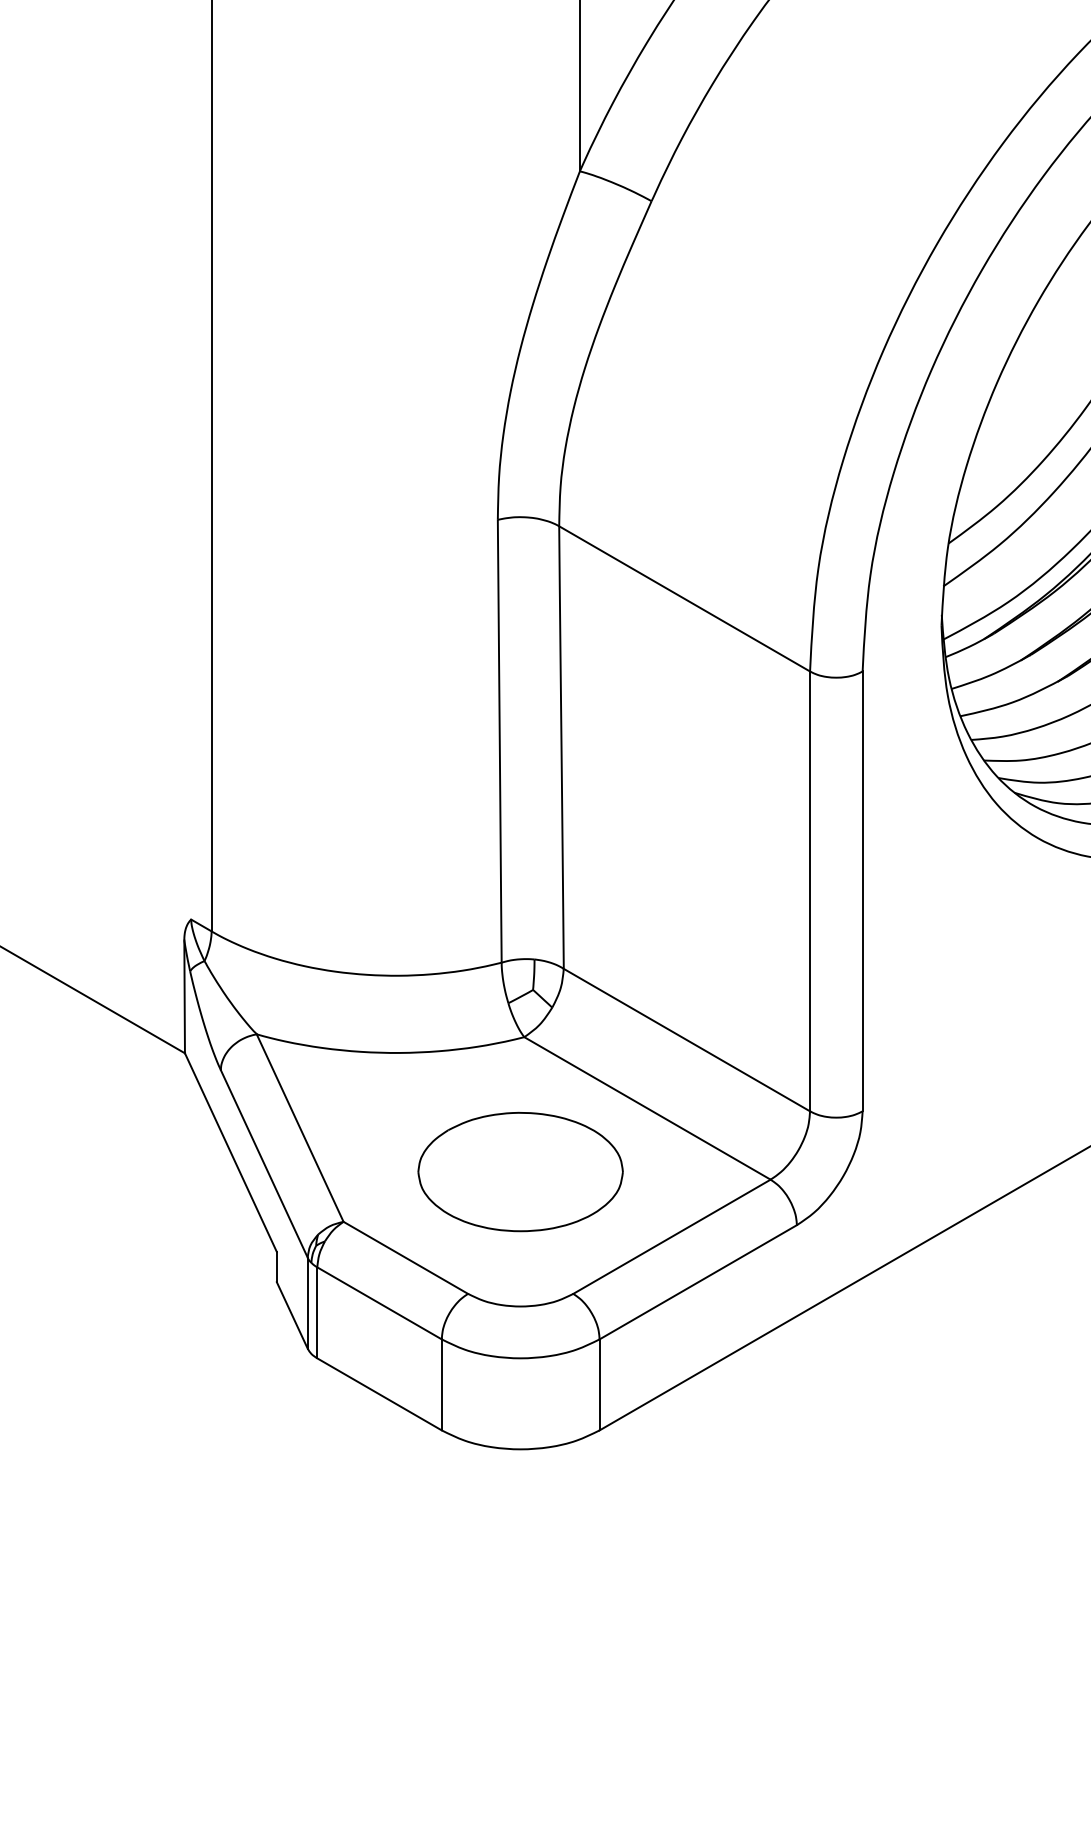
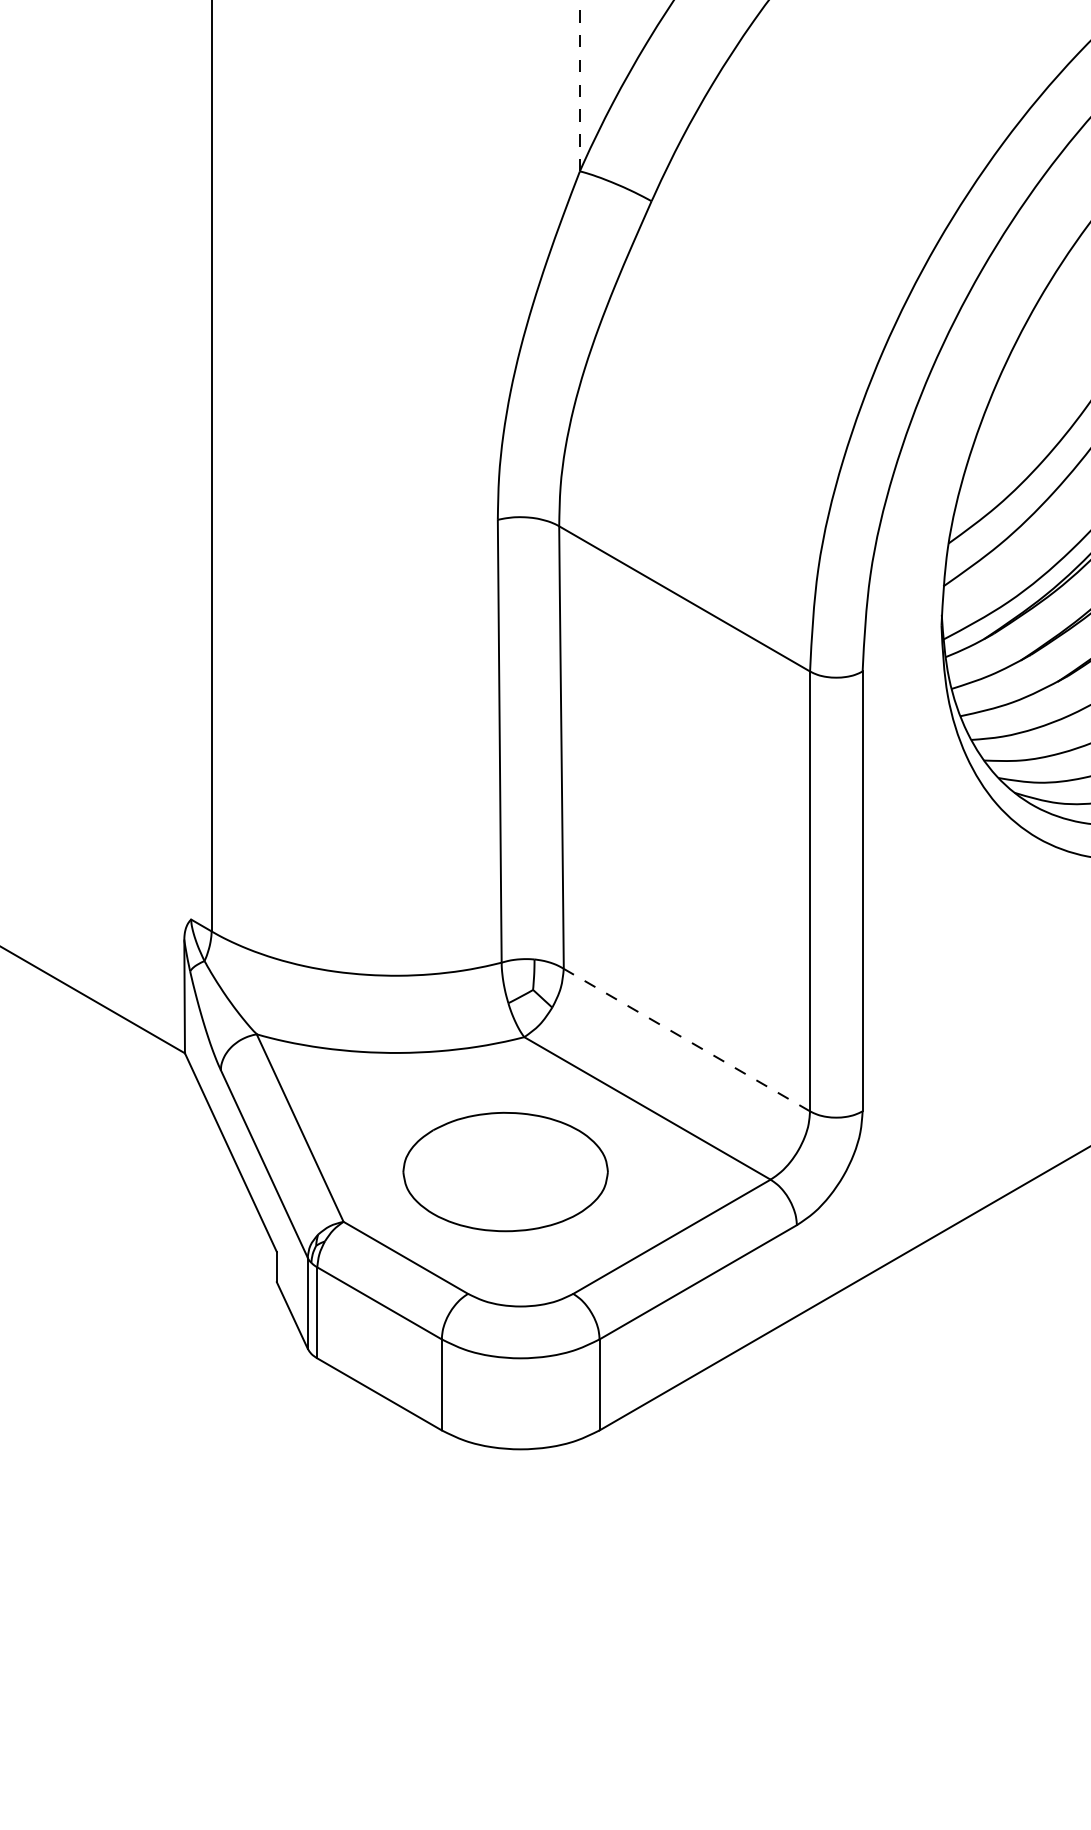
line: solid -> dashed (579, 85)
line: solid -> dashed (686, 1039)
part position: (520, 1171) -> (505, 1171) (505, 1171)
